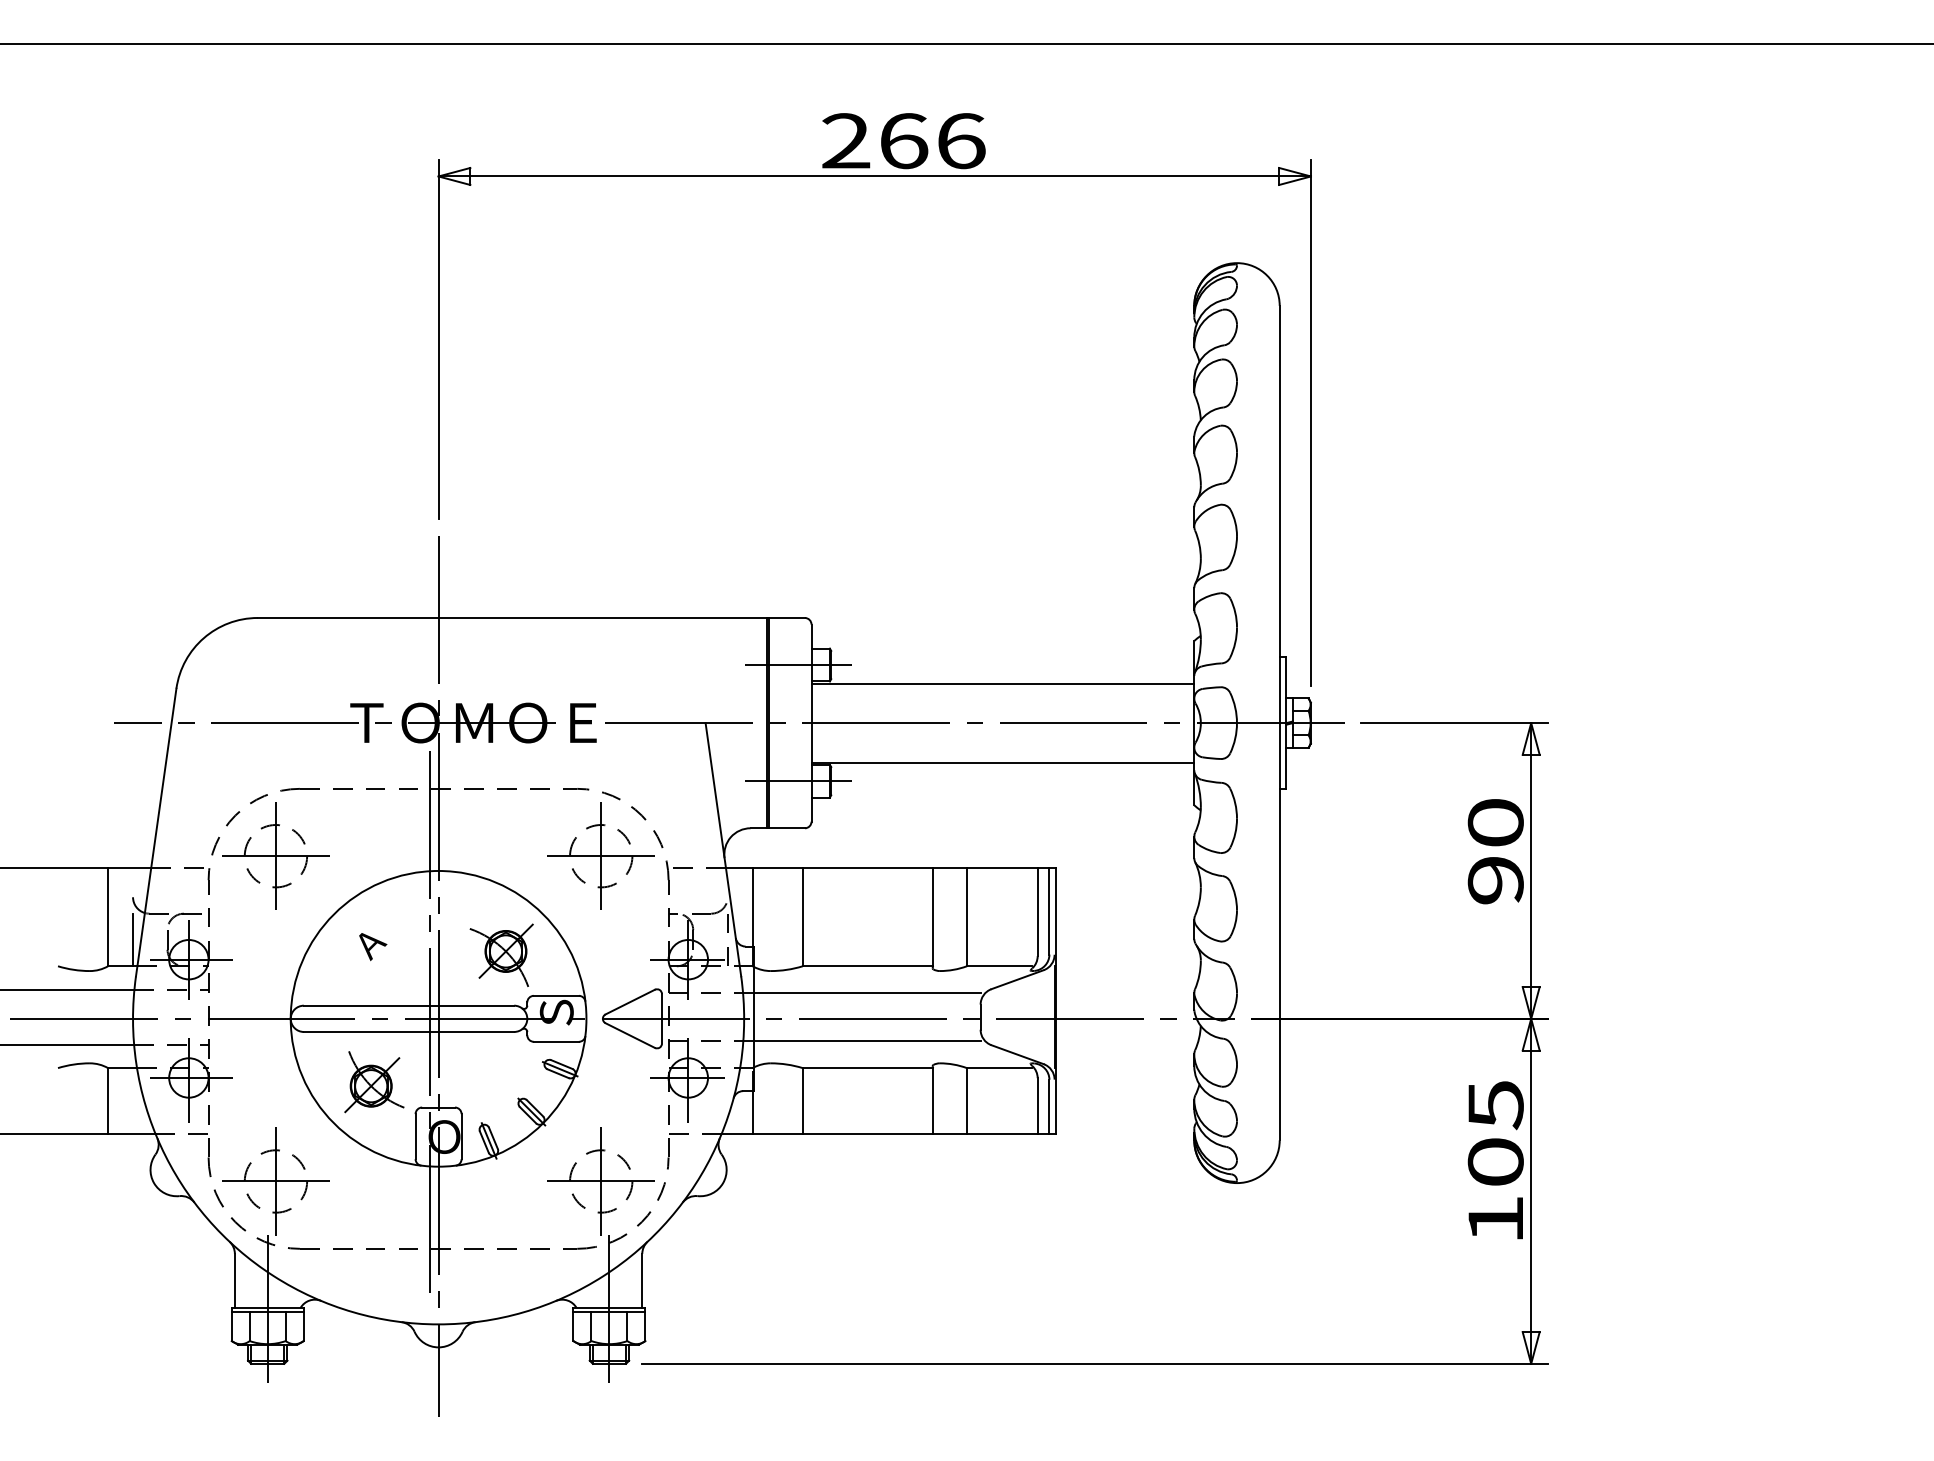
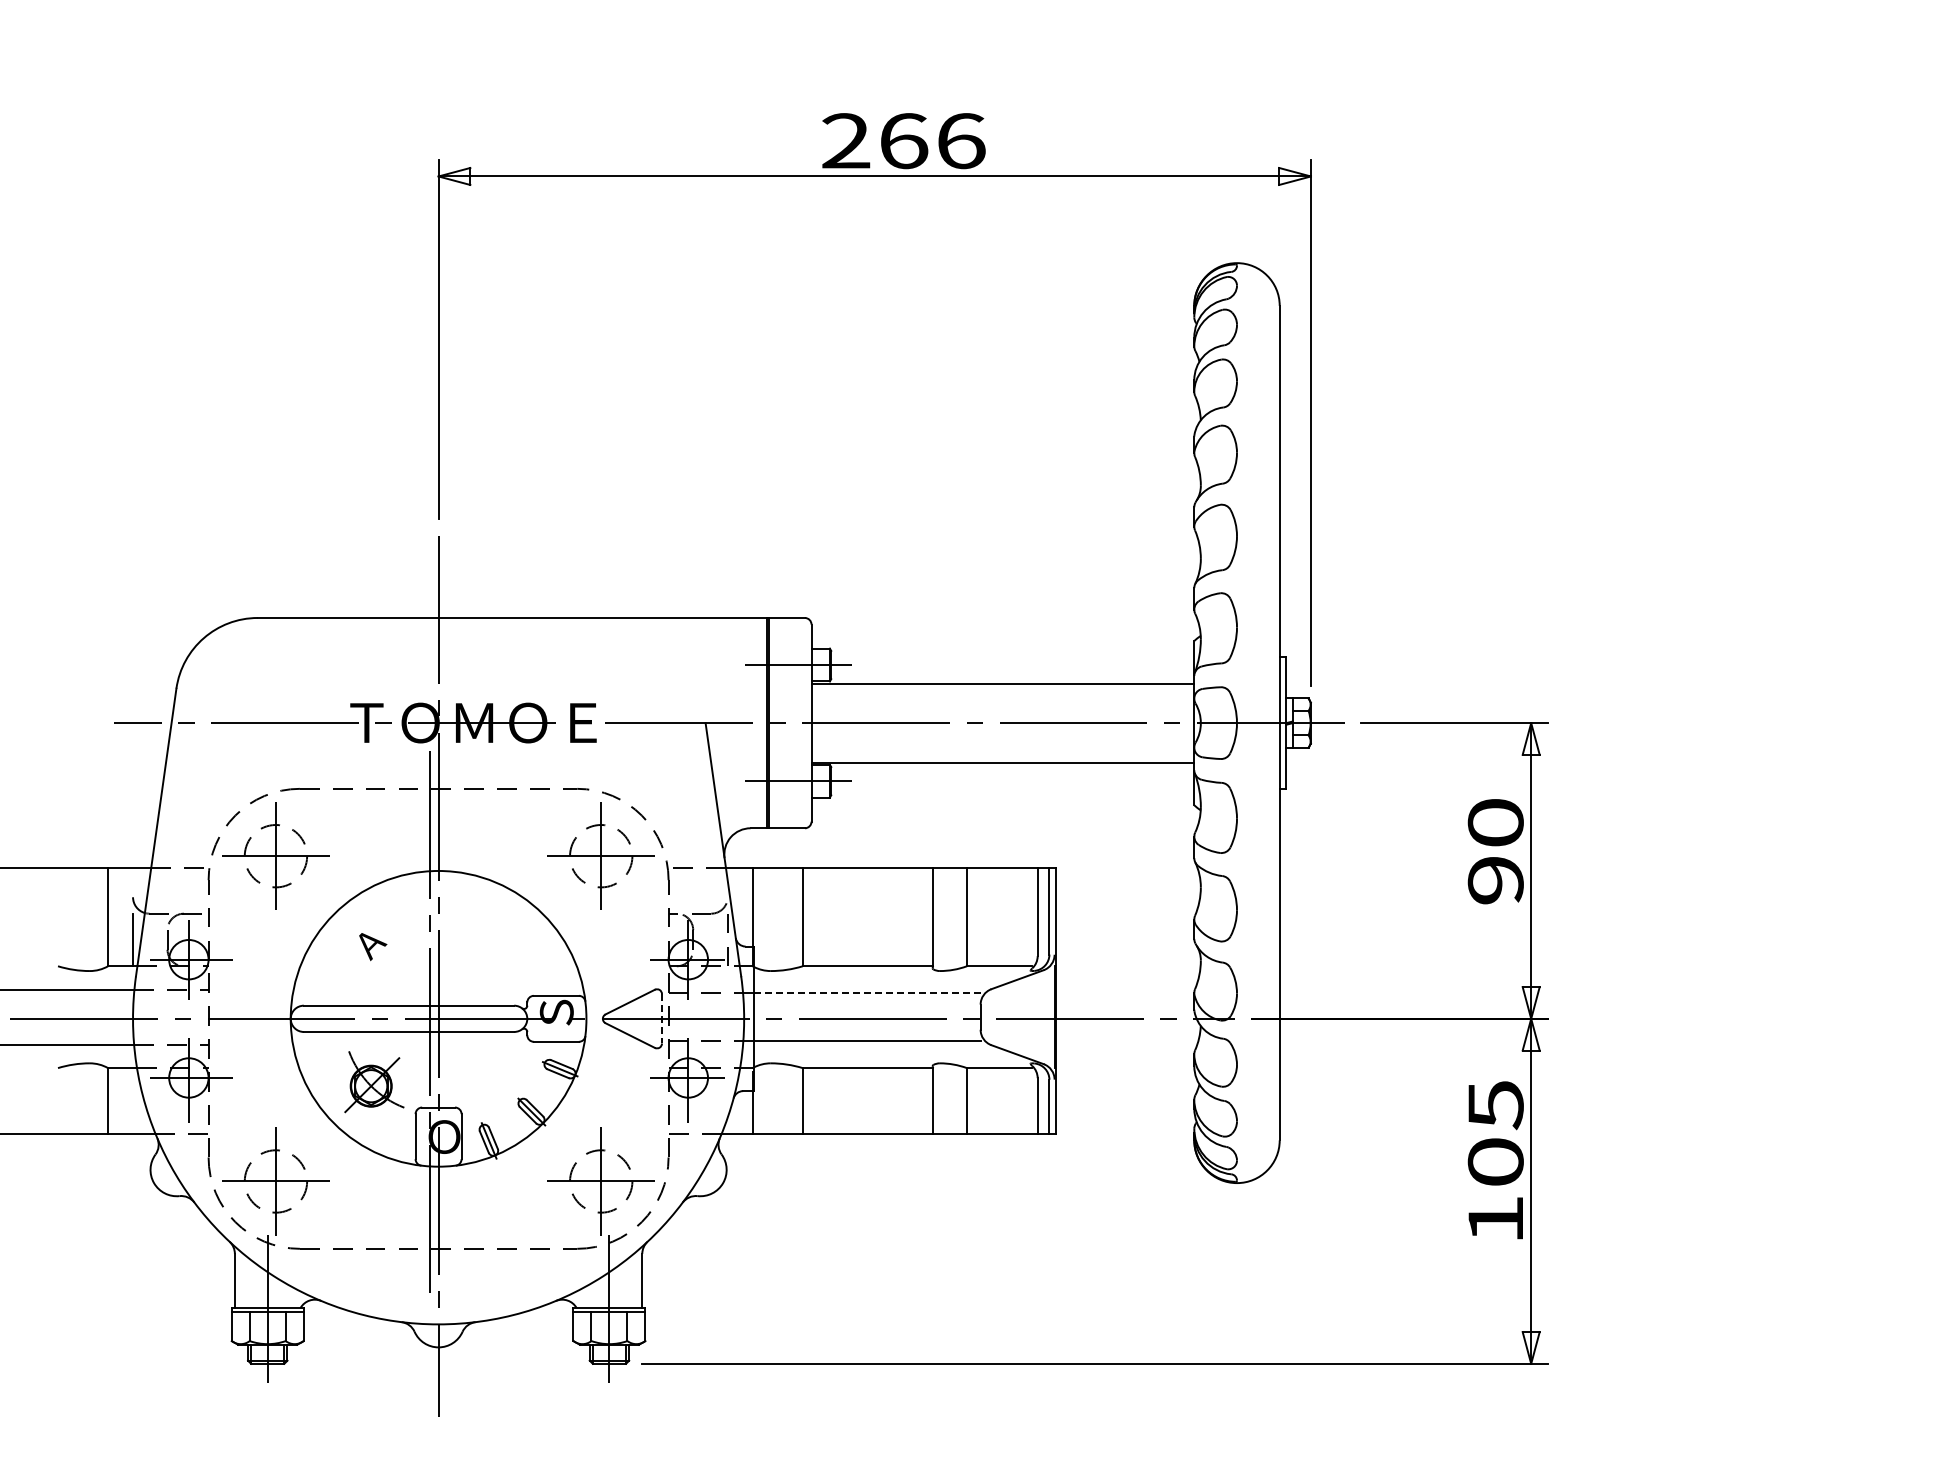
line: present -> none (966, 43)
part: present -> none (501, 954)
line: solid -> dashed (866, 993)
line: solid -> dashed (662, 1018)
